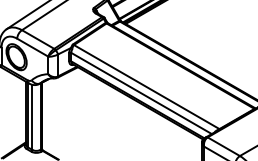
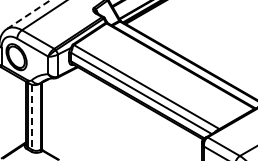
line: solid -> dashed (29, 14)
line: solid -> dashed (32, 117)
